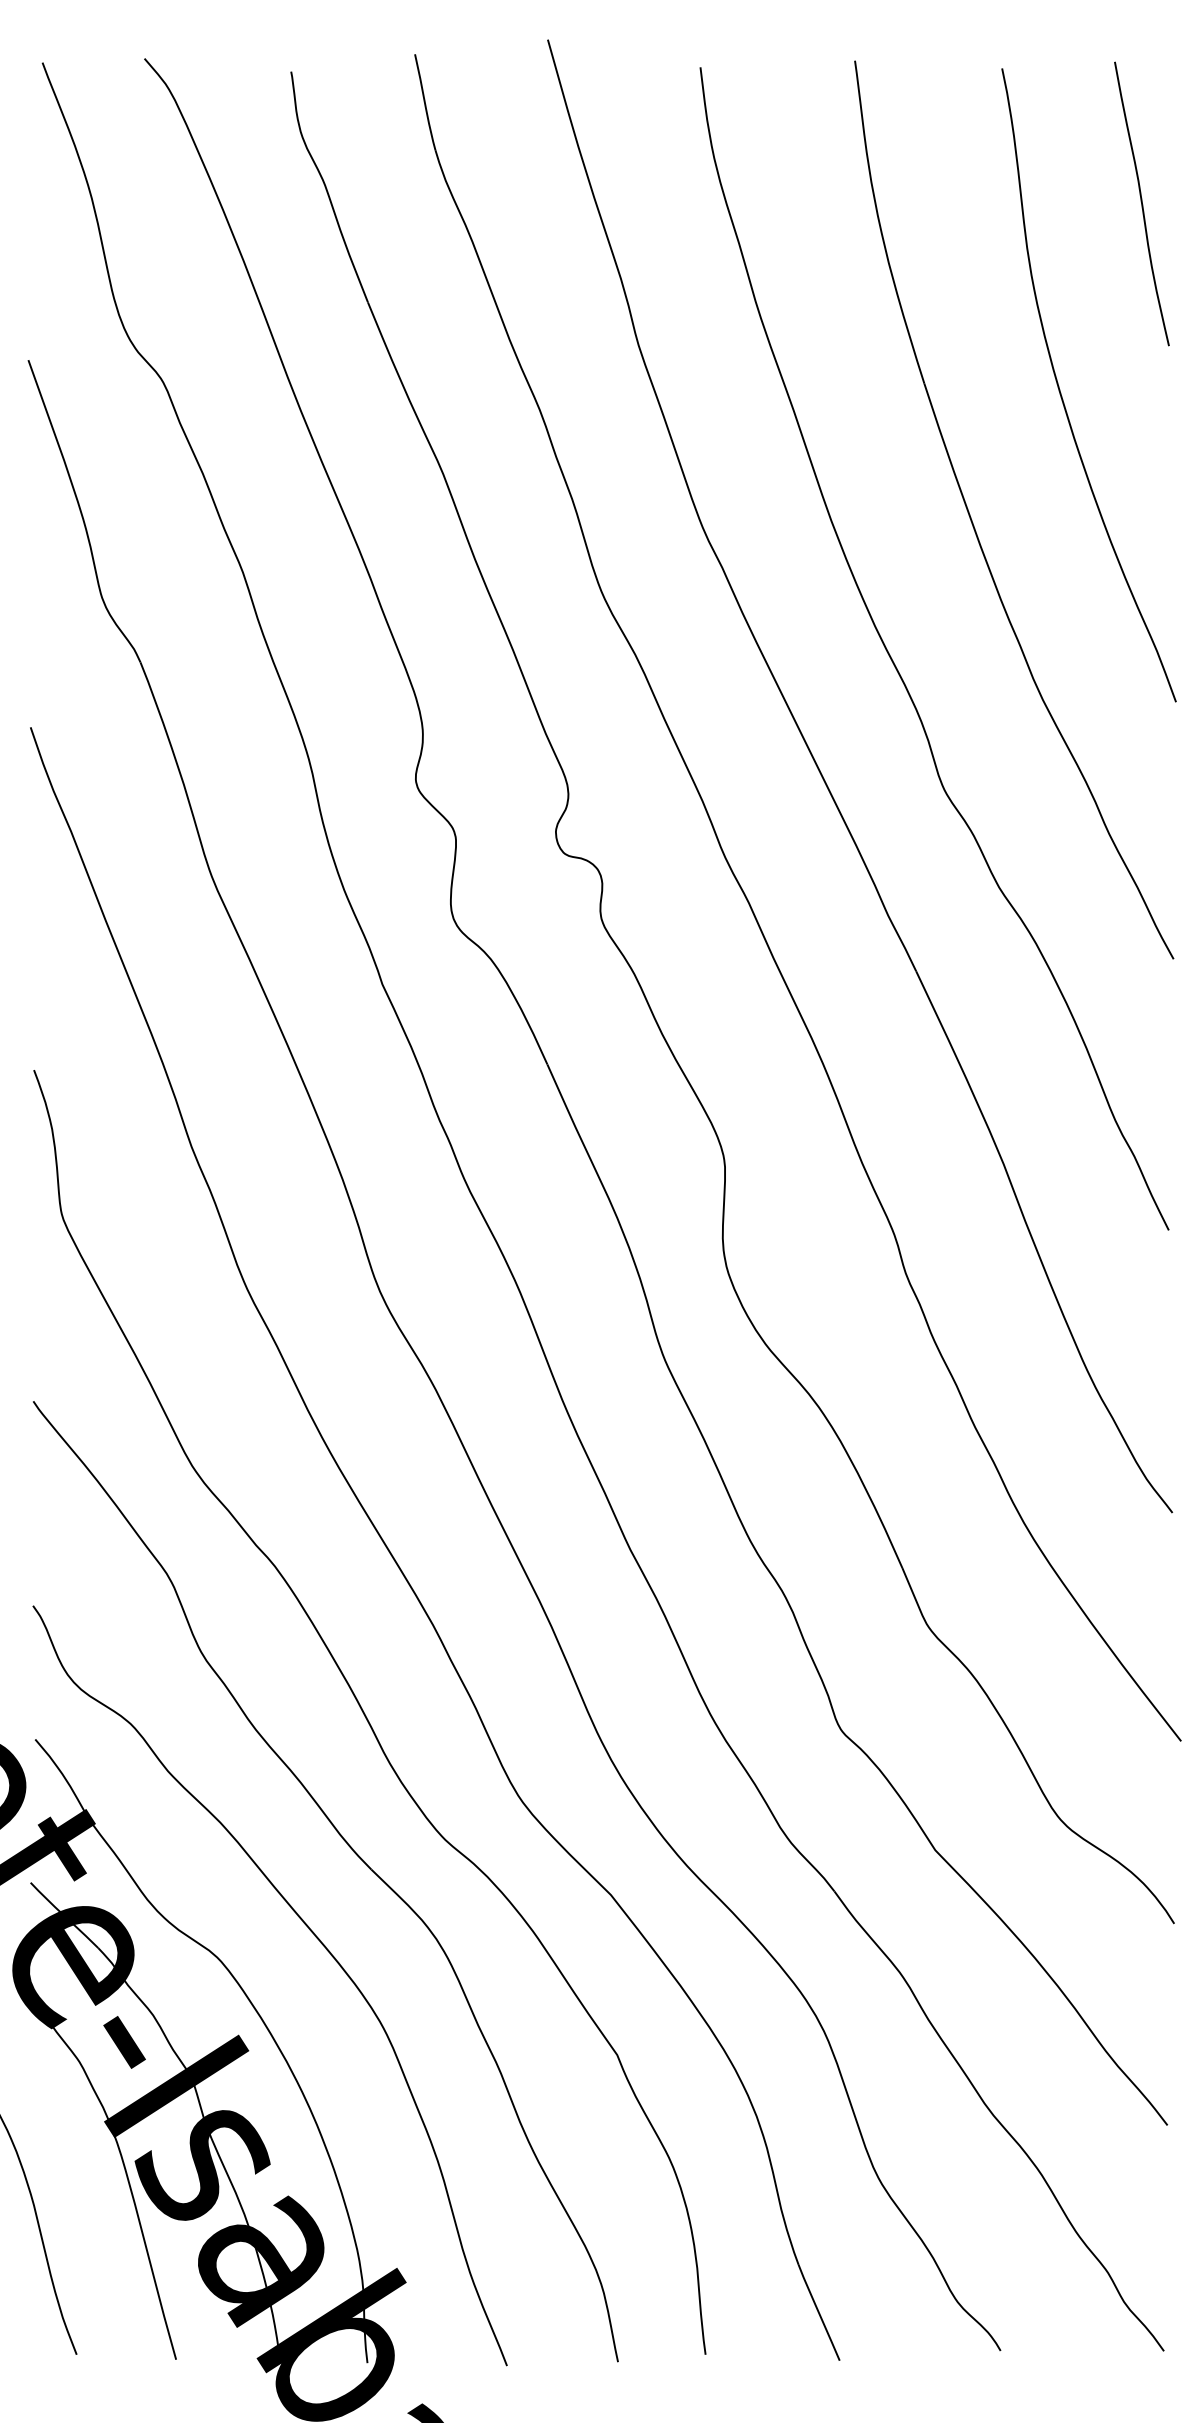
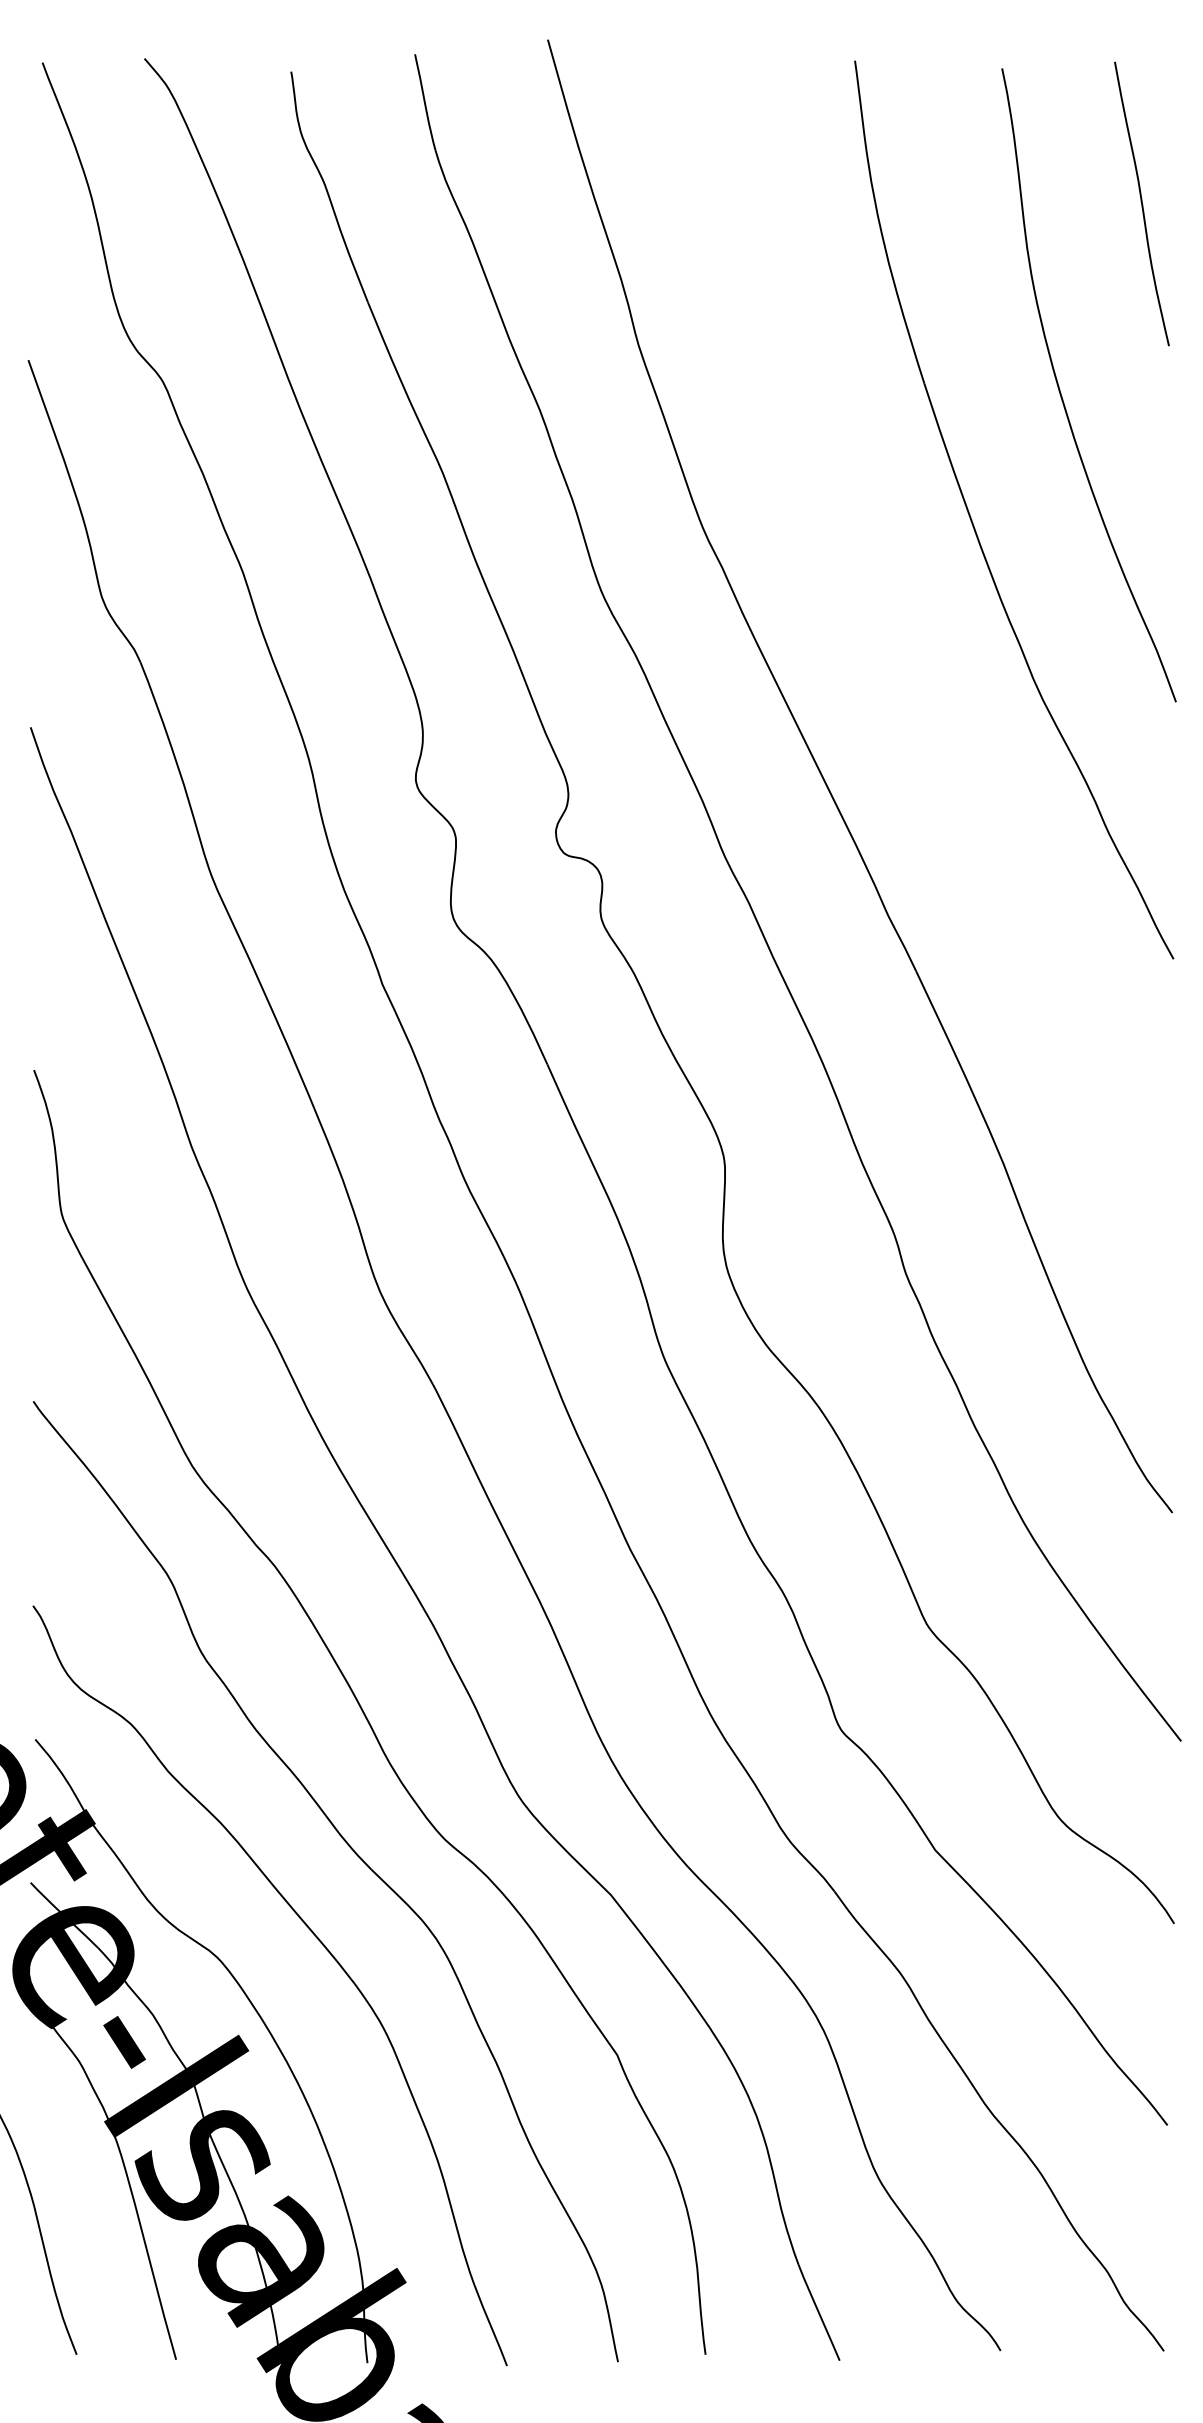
curve: present -> none (896, 666)
